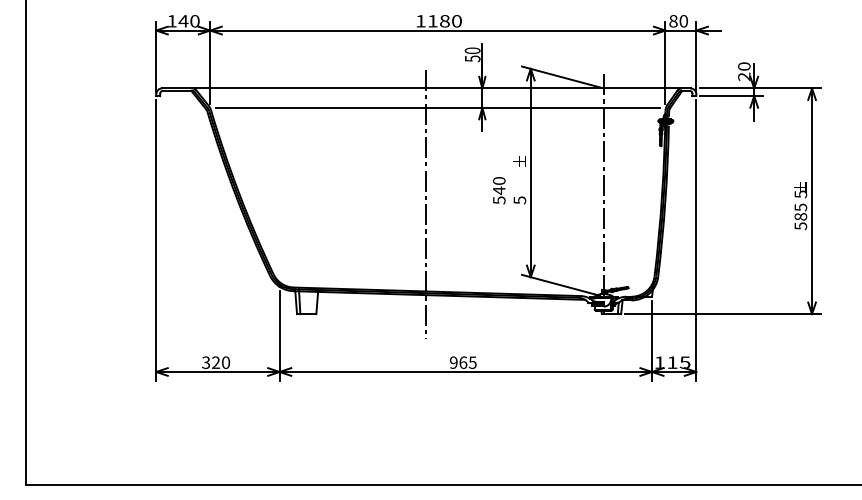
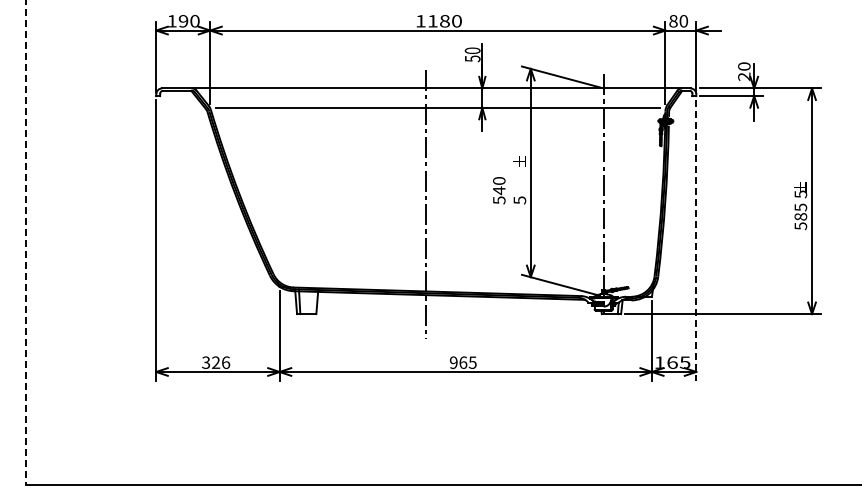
text: 140 -> 190 (183, 21)
line: solid -> dashed (696, 240)
line: solid -> dashed (25, 243)
text: 320 -> 326 (226, 362)
text: 115 -> 165 (672, 362)
